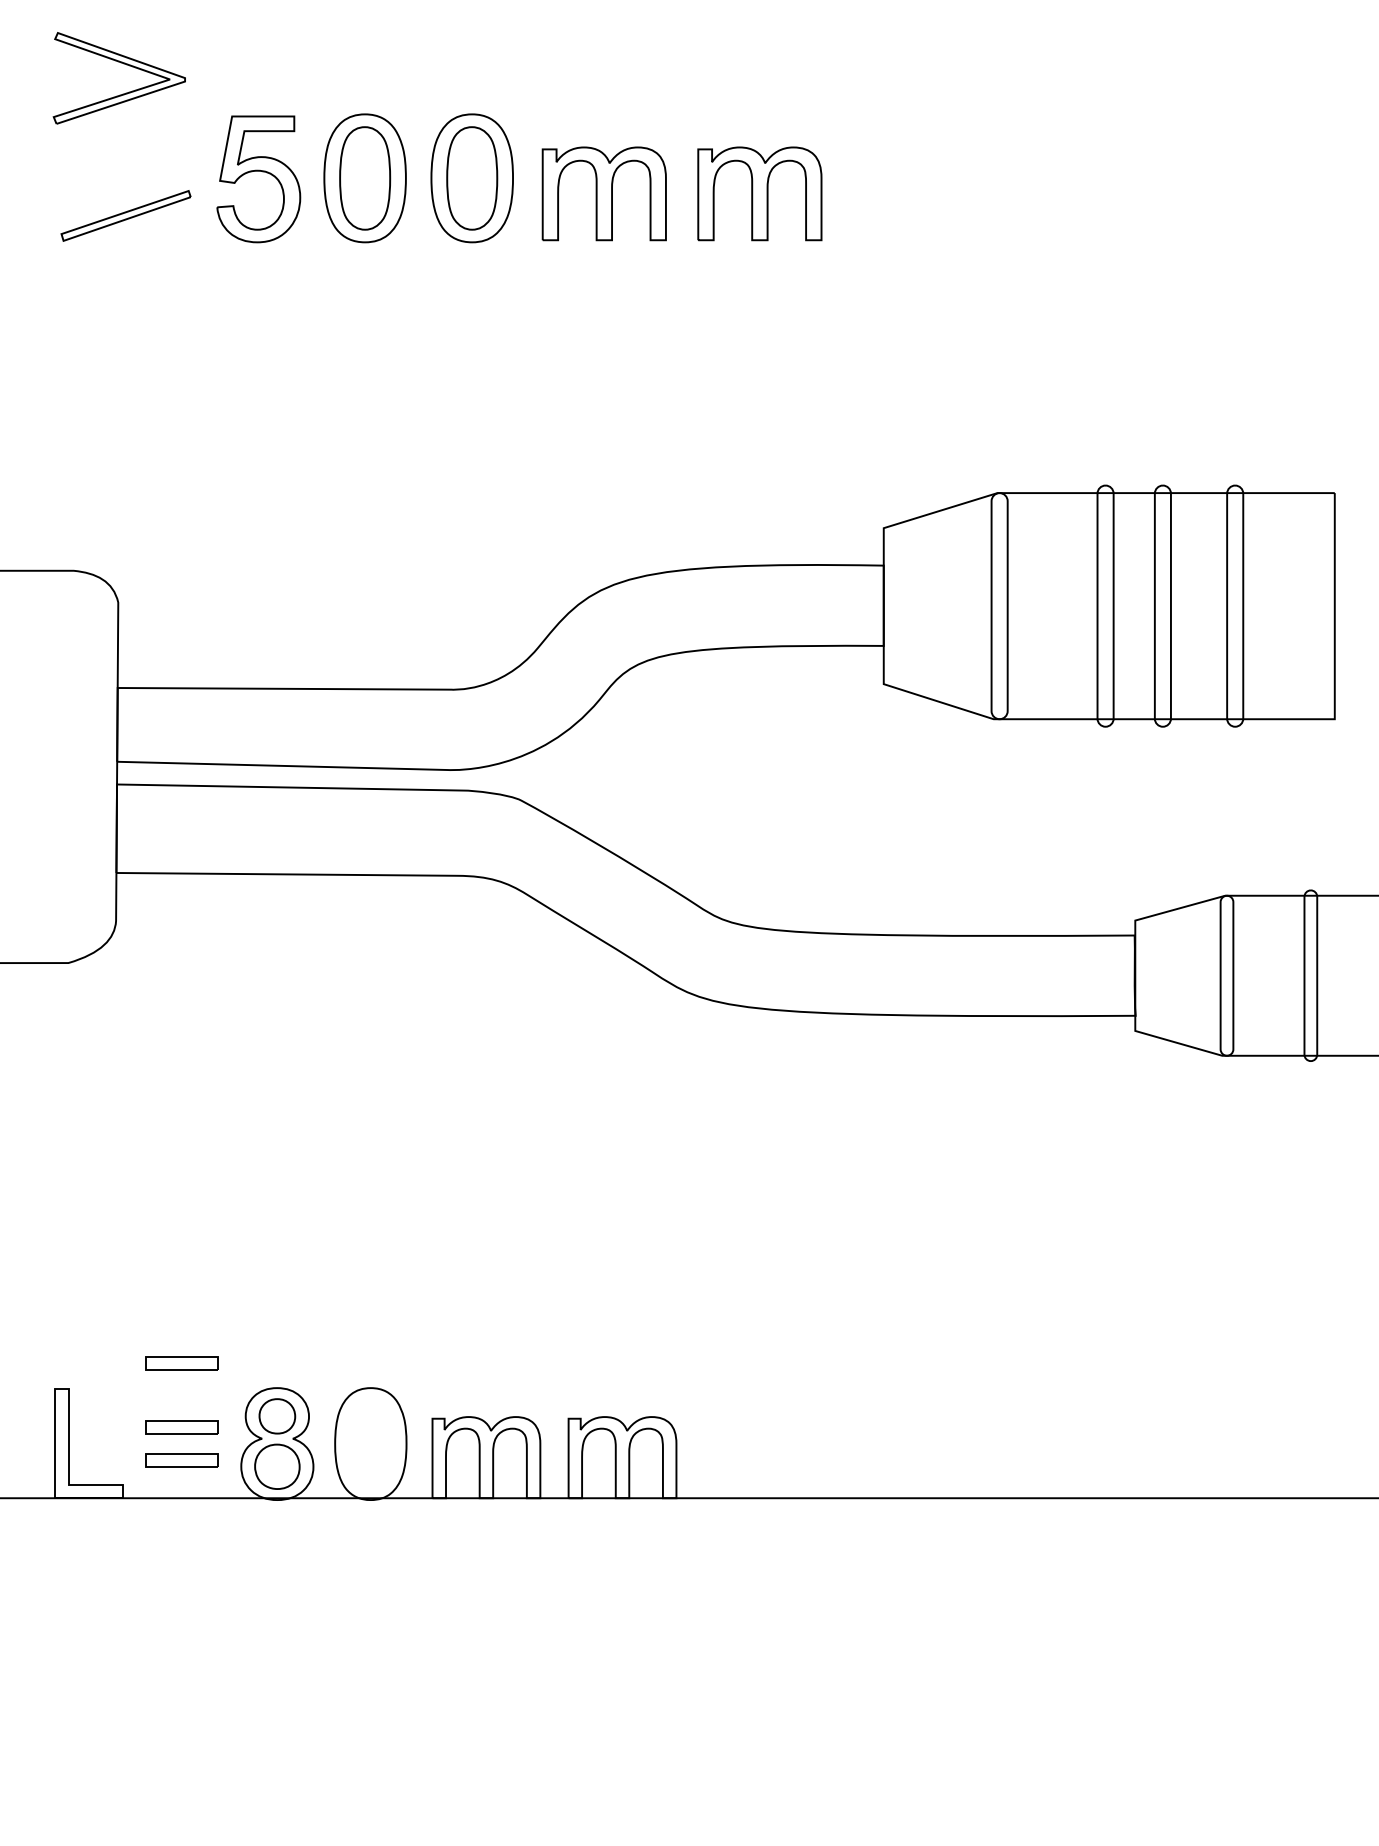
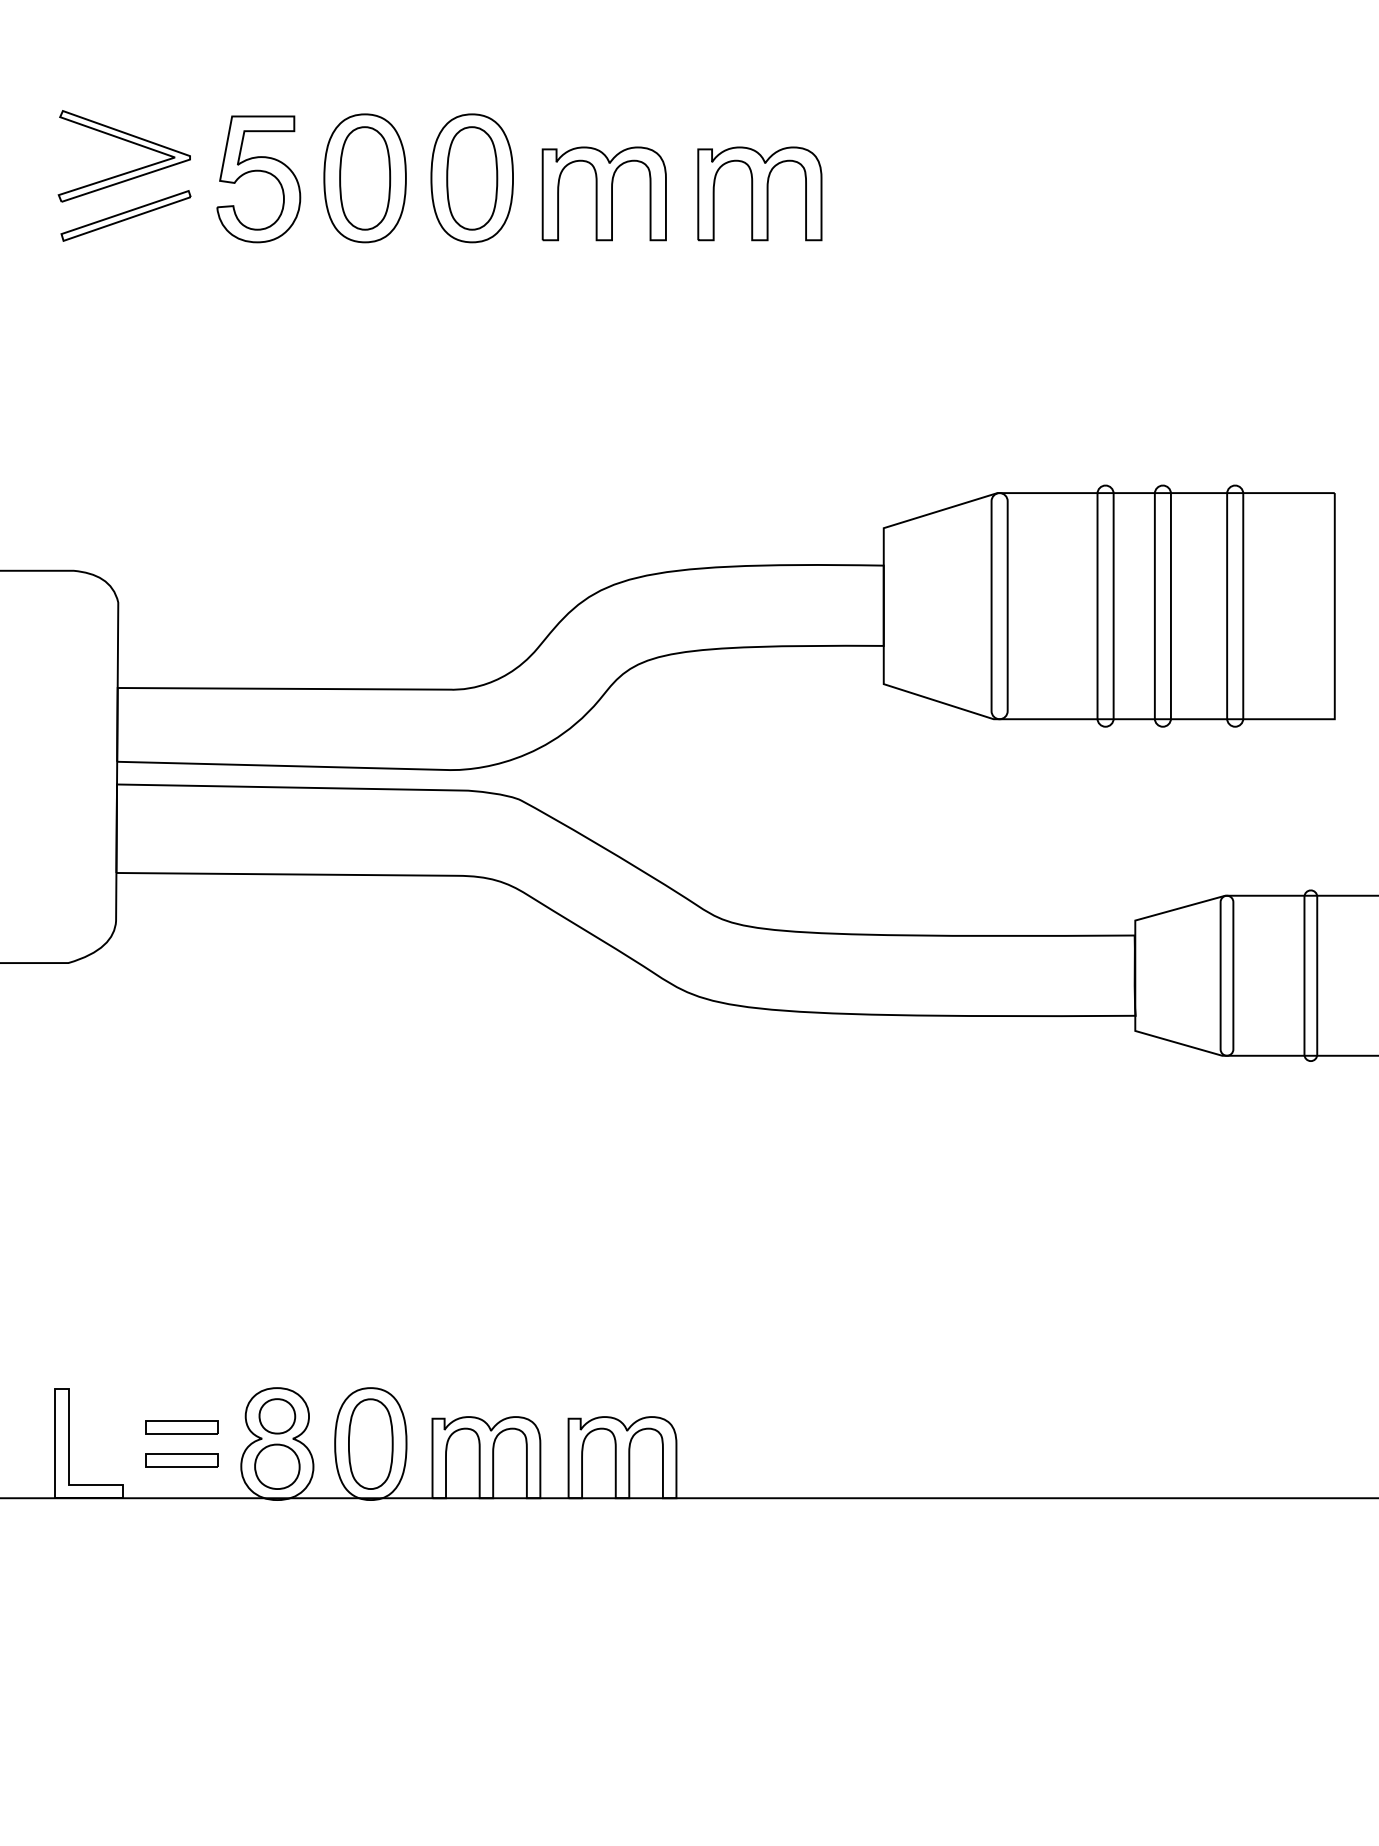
part position: (123, 64) -> (128, 142) (128, 142)
part: present -> none (181, 1363)
part: none -> present (370, 1443)
